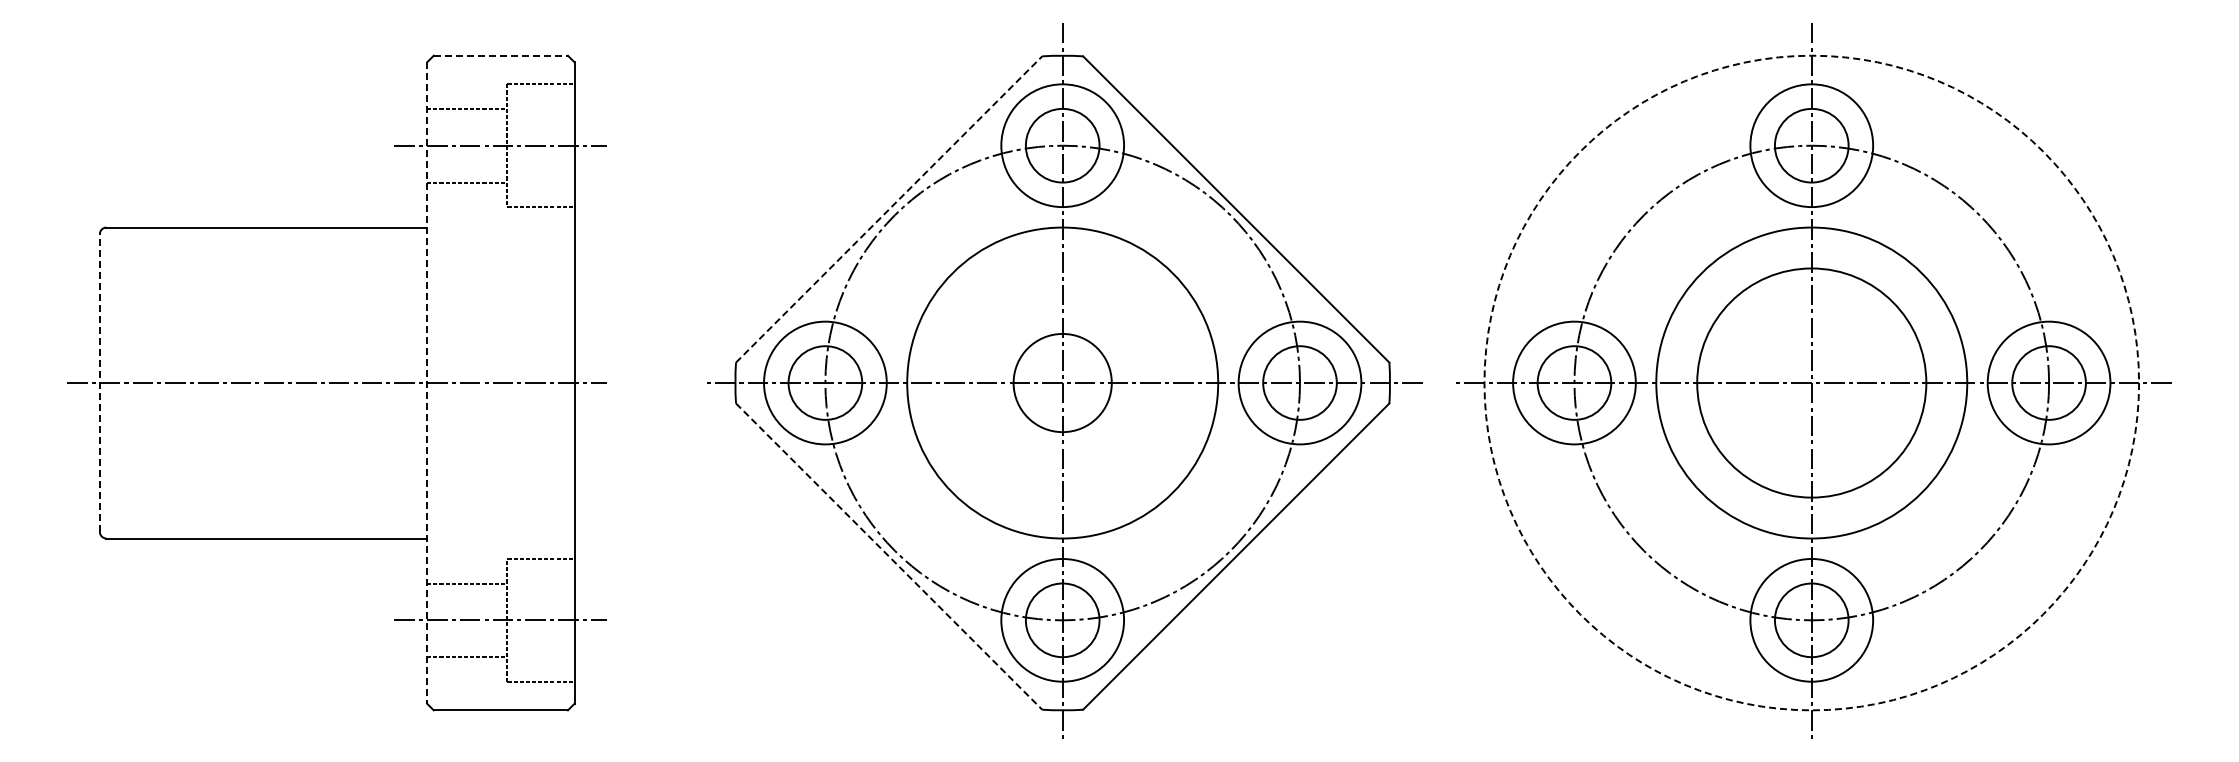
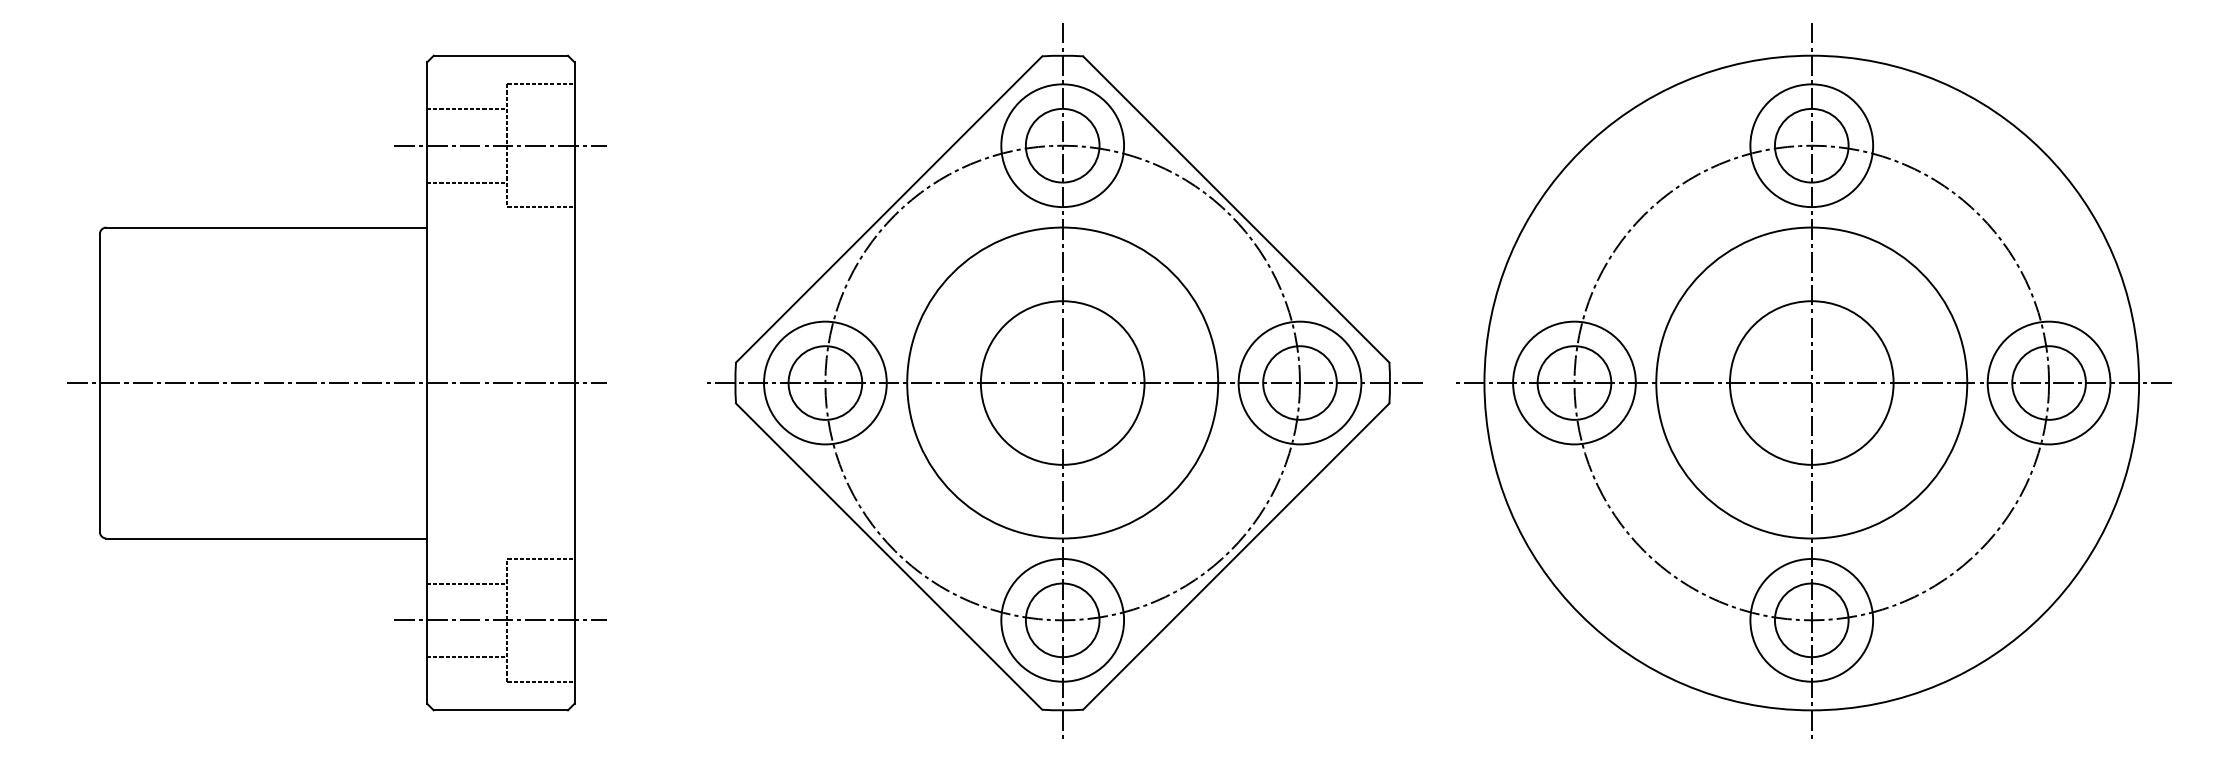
line: dashed -> solid (501, 55)
line: dashed -> solid (889, 209)
circle diameter: 98 px -> 164 px (1062, 382)
circle diameter: 229 px -> 164 px (1811, 382)
circle: dashed -> solid (1811, 382)
line: dashed -> solid (99, 383)
line: dashed -> solid (427, 383)
line: dashed -> solid (889, 556)
